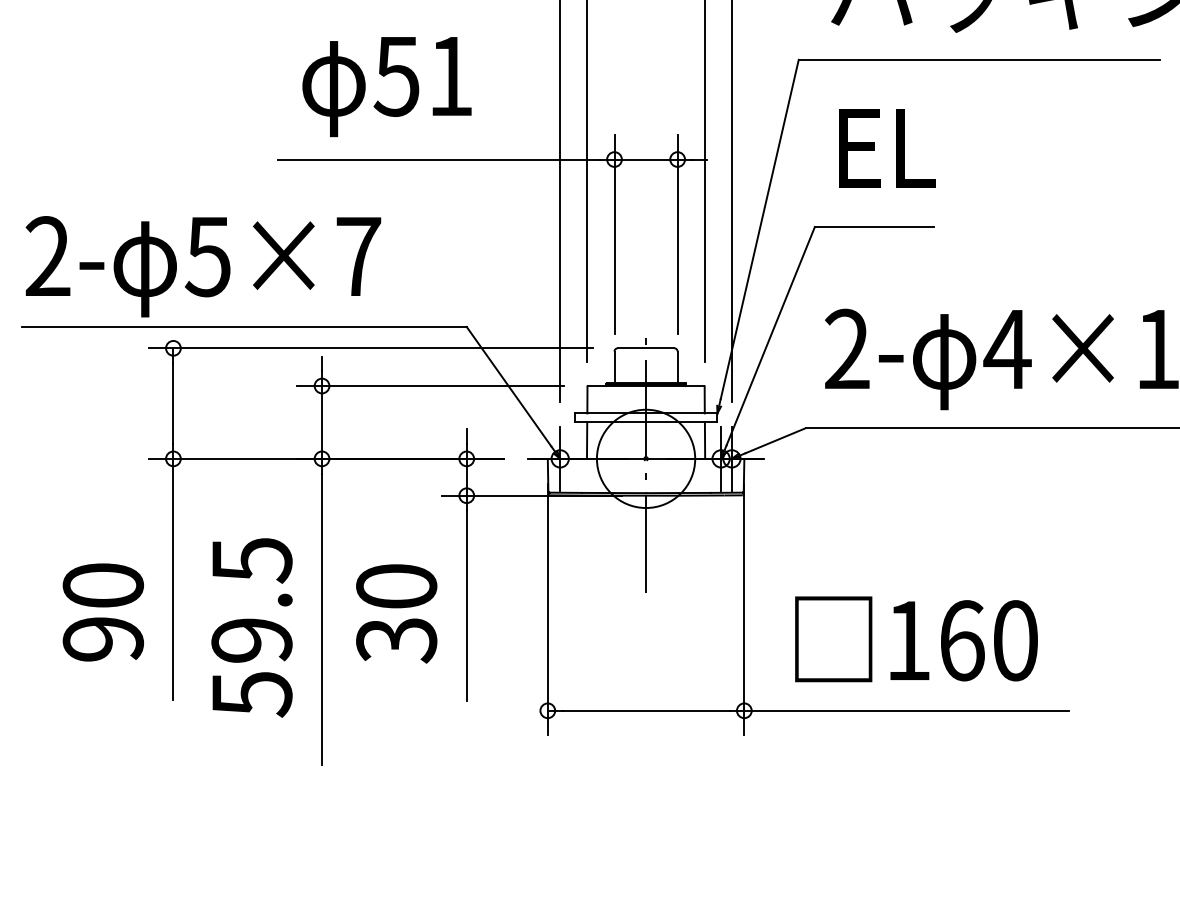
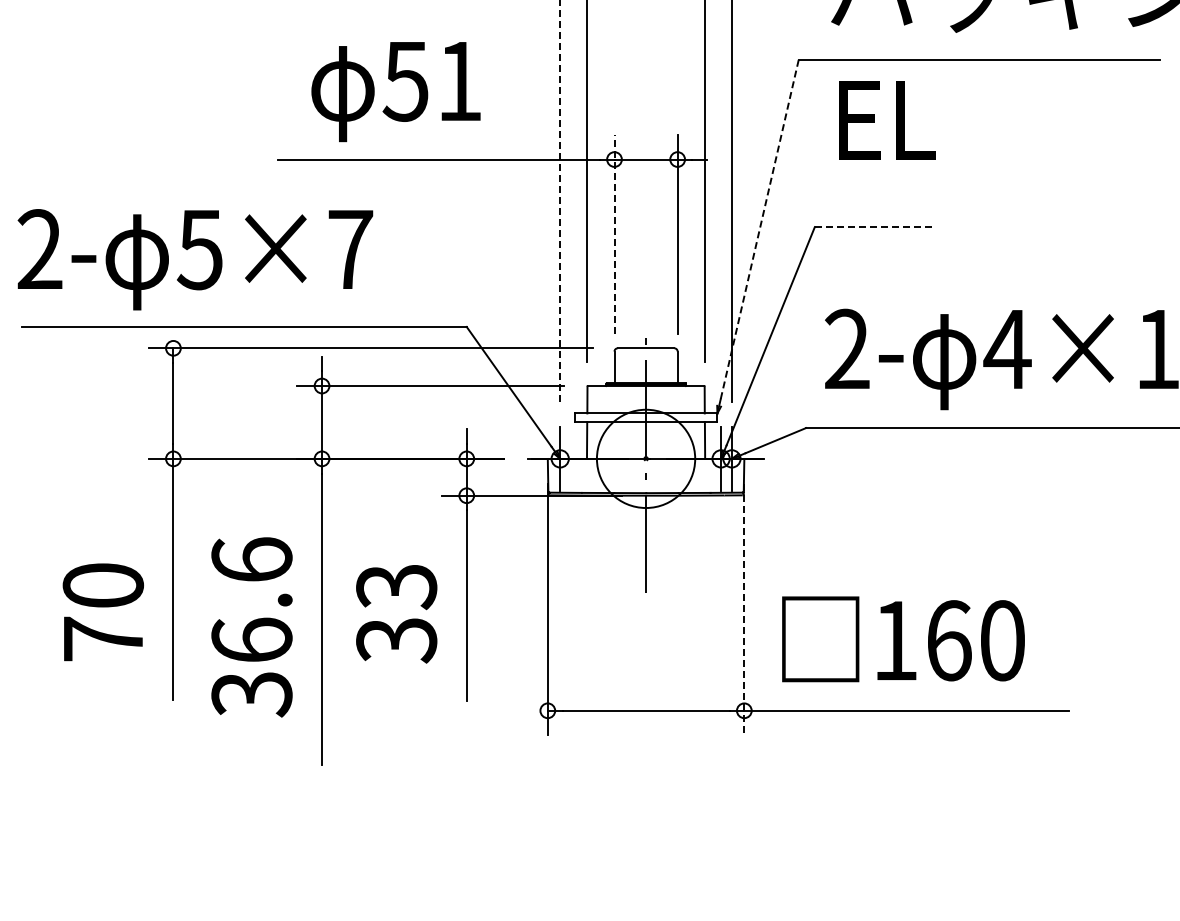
text position: (386, 87) -> (395, 92) (395, 92)
text position: (887, 148) -> (887, 120) (887, 120)
line: solid -> dashed (560, 201)
line: solid -> dashed (874, 227)
line: solid -> dashed (759, 228)
line: solid -> dashed (614, 233)
text position: (203, 266) -> (195, 259) (195, 259)
text: 30 -> 33 (396, 587)
line: solid -> dashed (744, 609)
text: 59.5 -> 36.6 (251, 627)
text: 90 -> 70 (103, 638)
text position: (916, 639) -> (903, 639) (903, 639)
